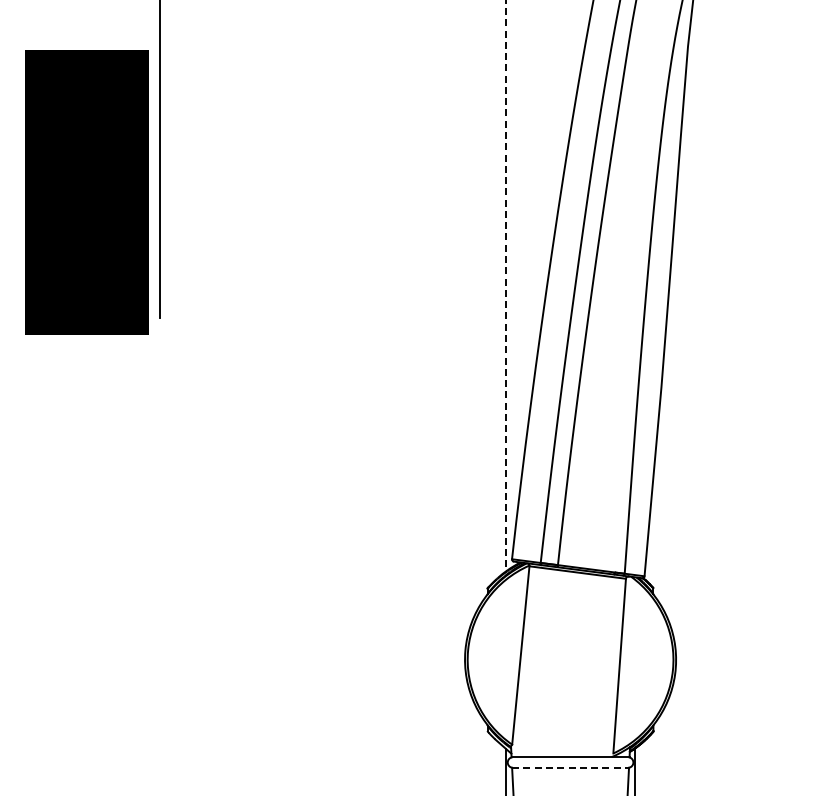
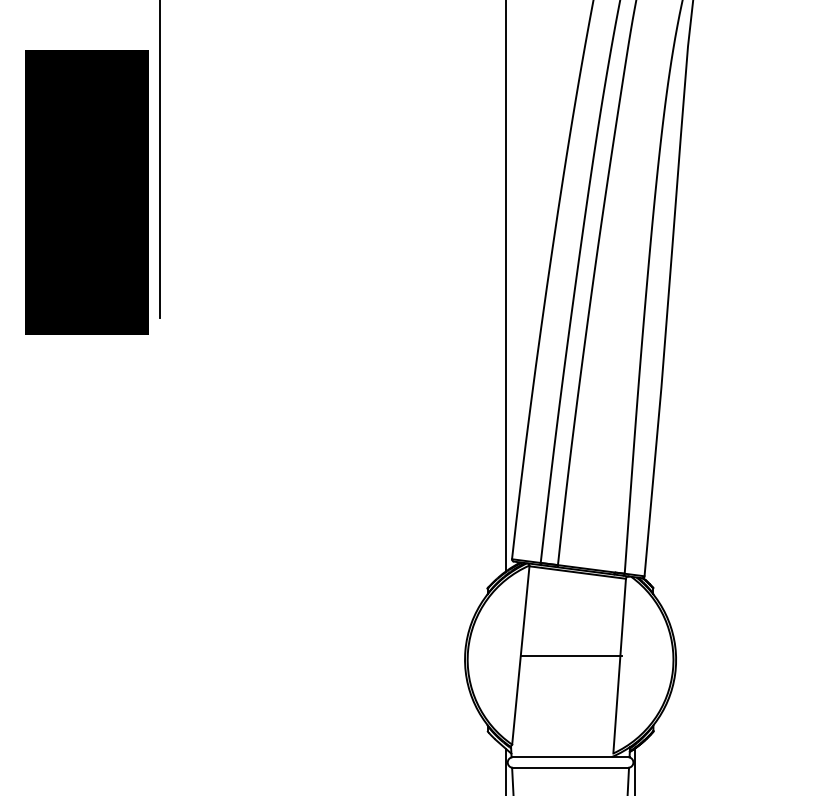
line: dashed -> solid (506, 286)
line: none -> present (571, 655)
line: dashed -> solid (571, 767)
